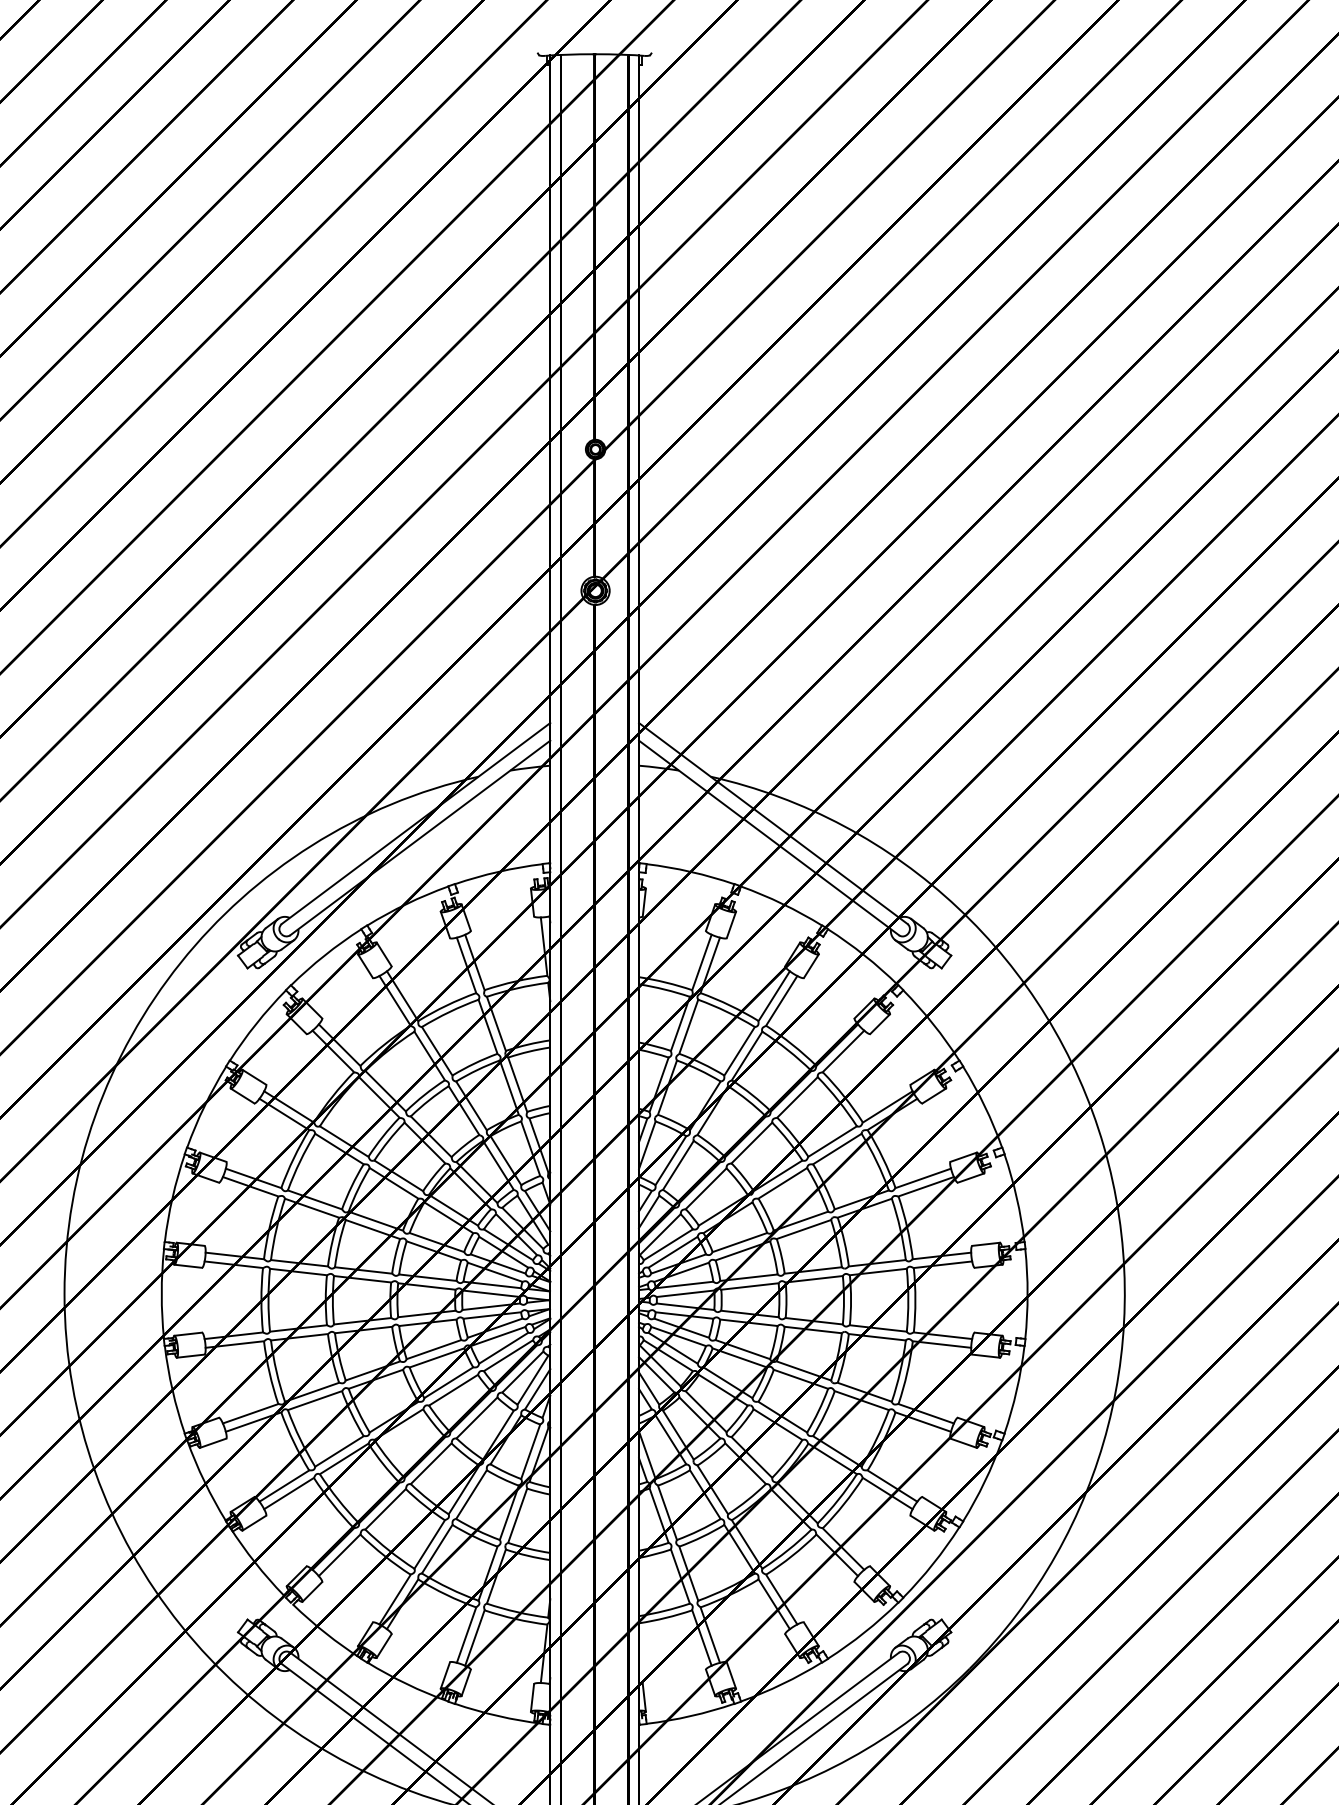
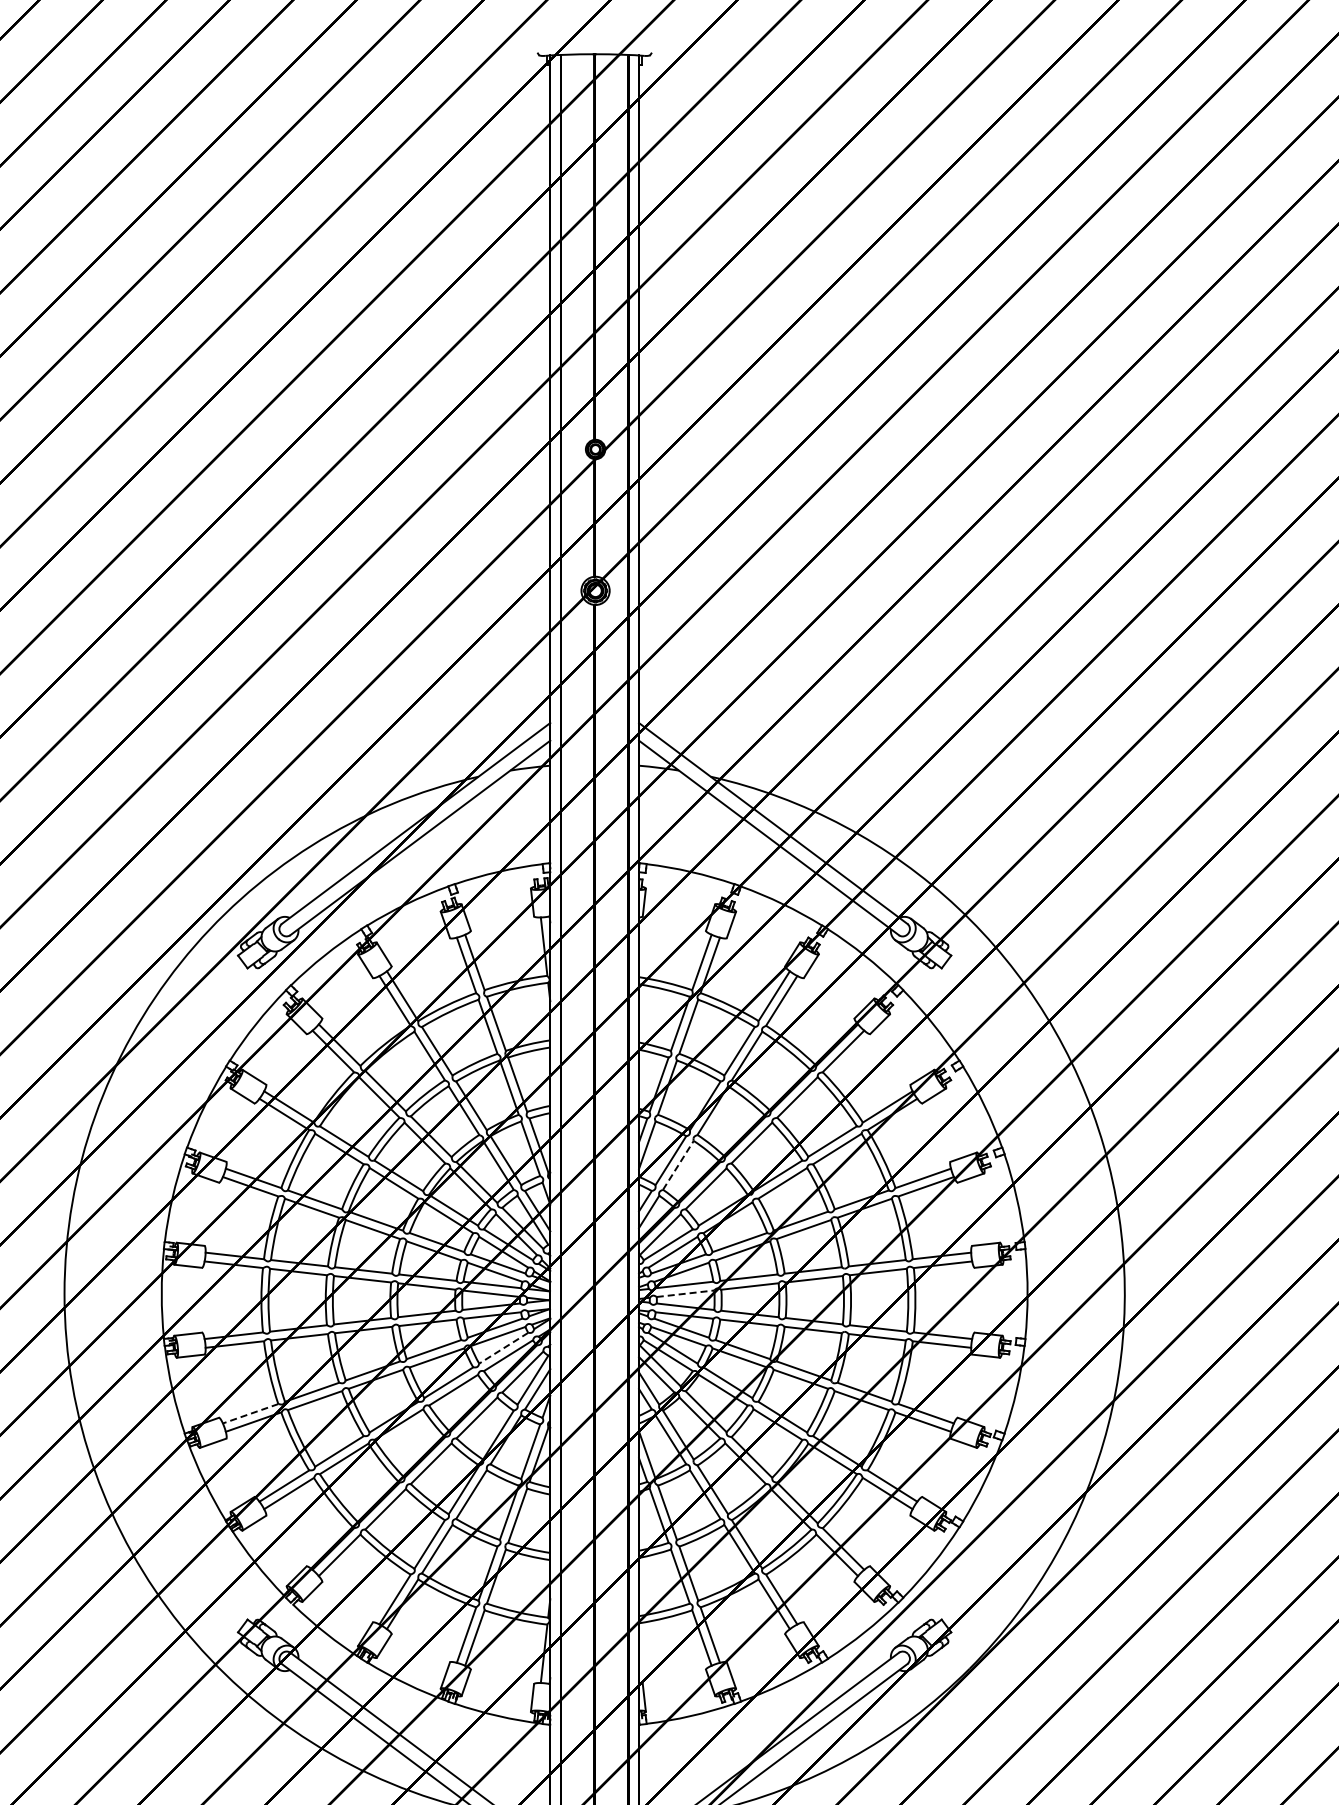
line: solid -> dashed (678, 1165)
line: solid -> dashed (685, 1293)
line: solid -> dashed (503, 1348)
line: solid -> dashed (250, 1413)
